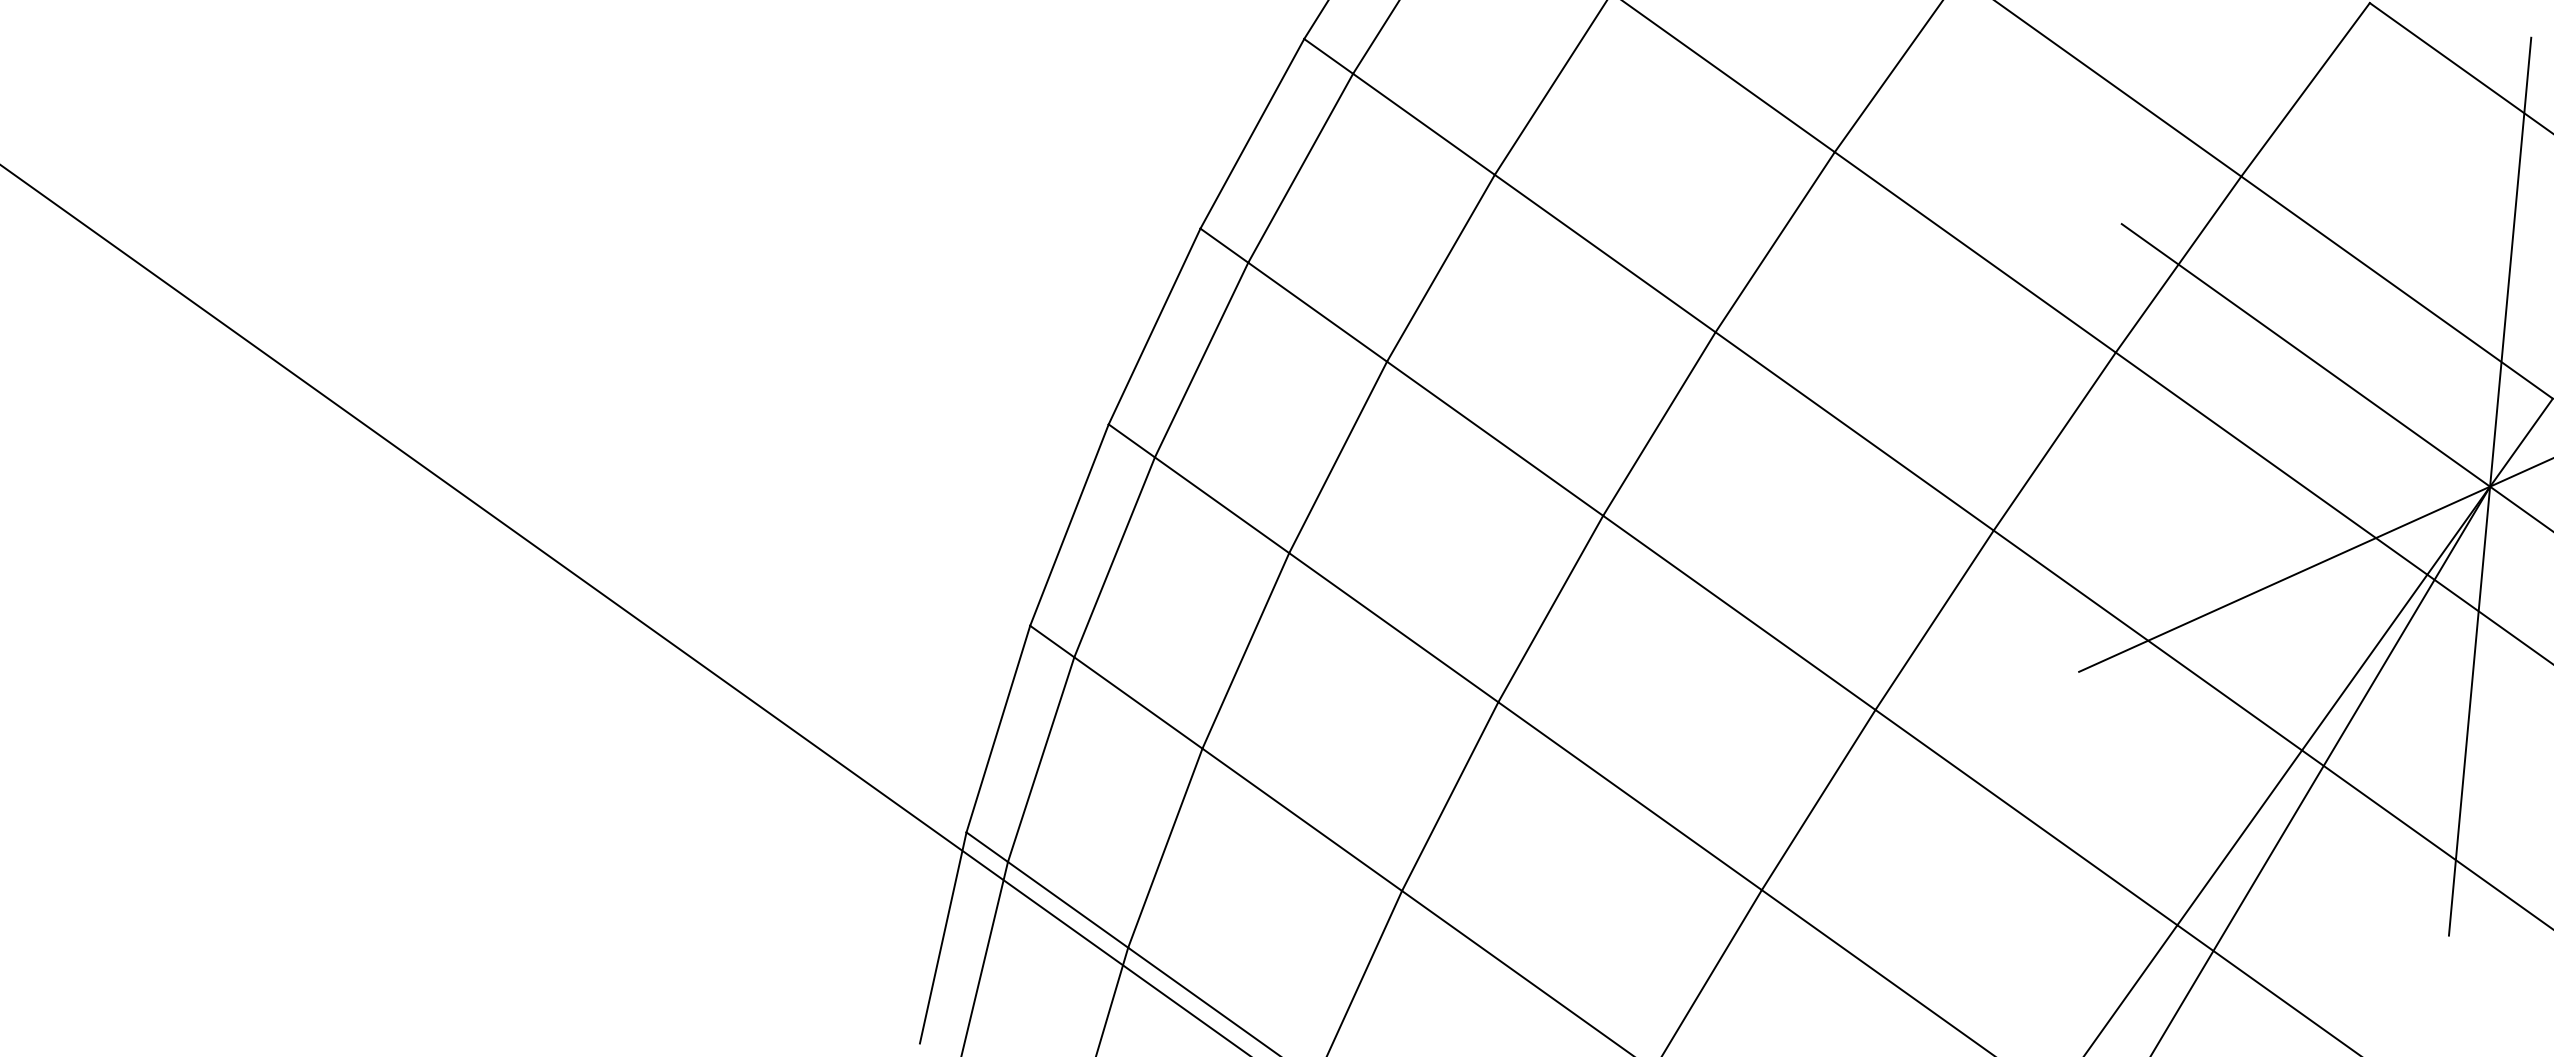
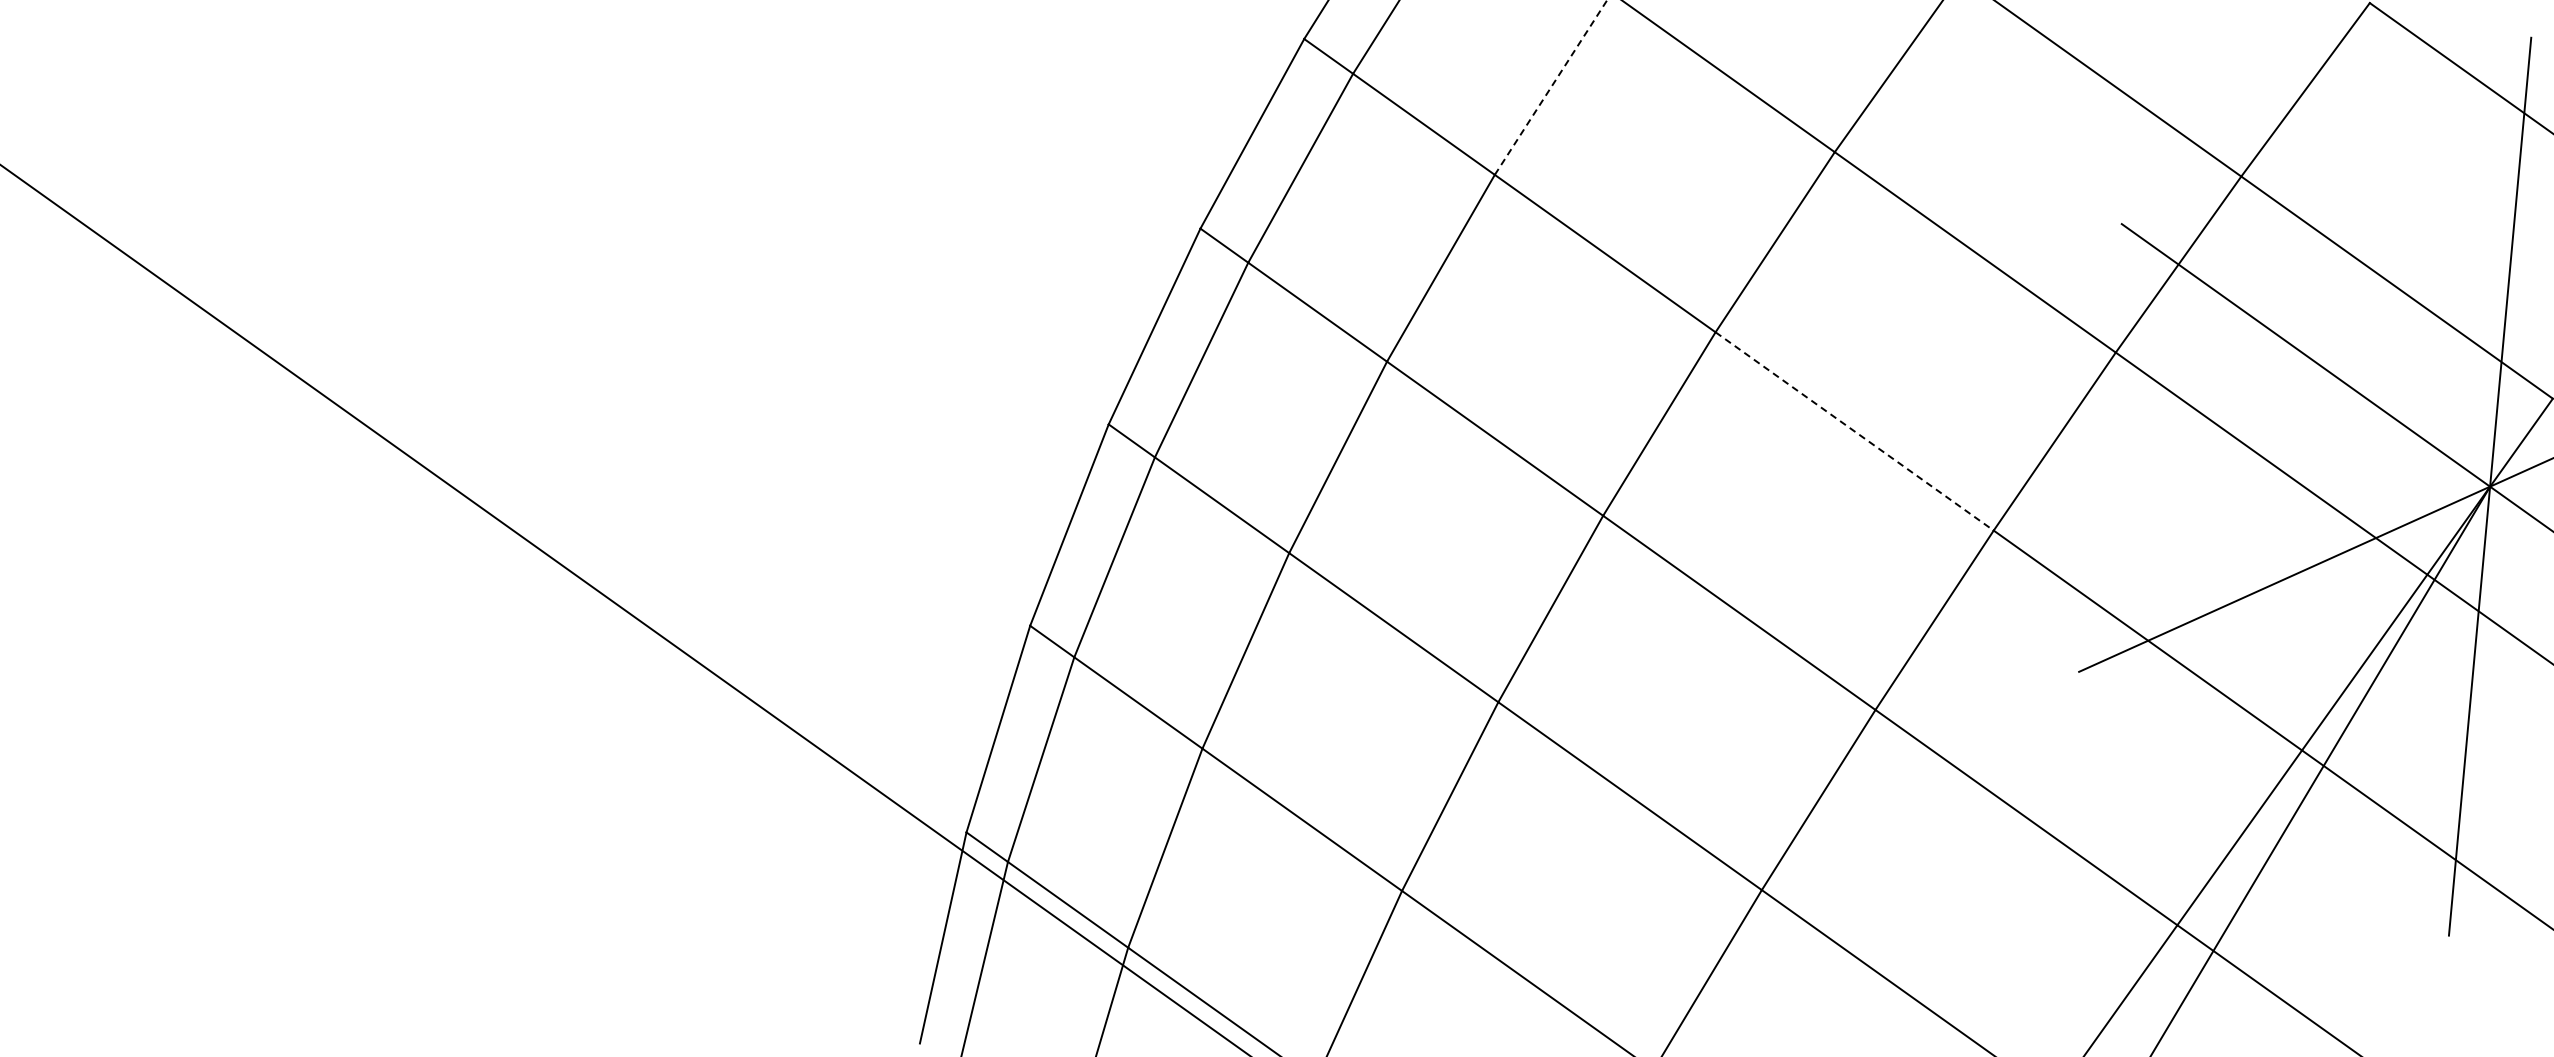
line: solid -> dashed (1550, 87)
line: solid -> dashed (1854, 431)
